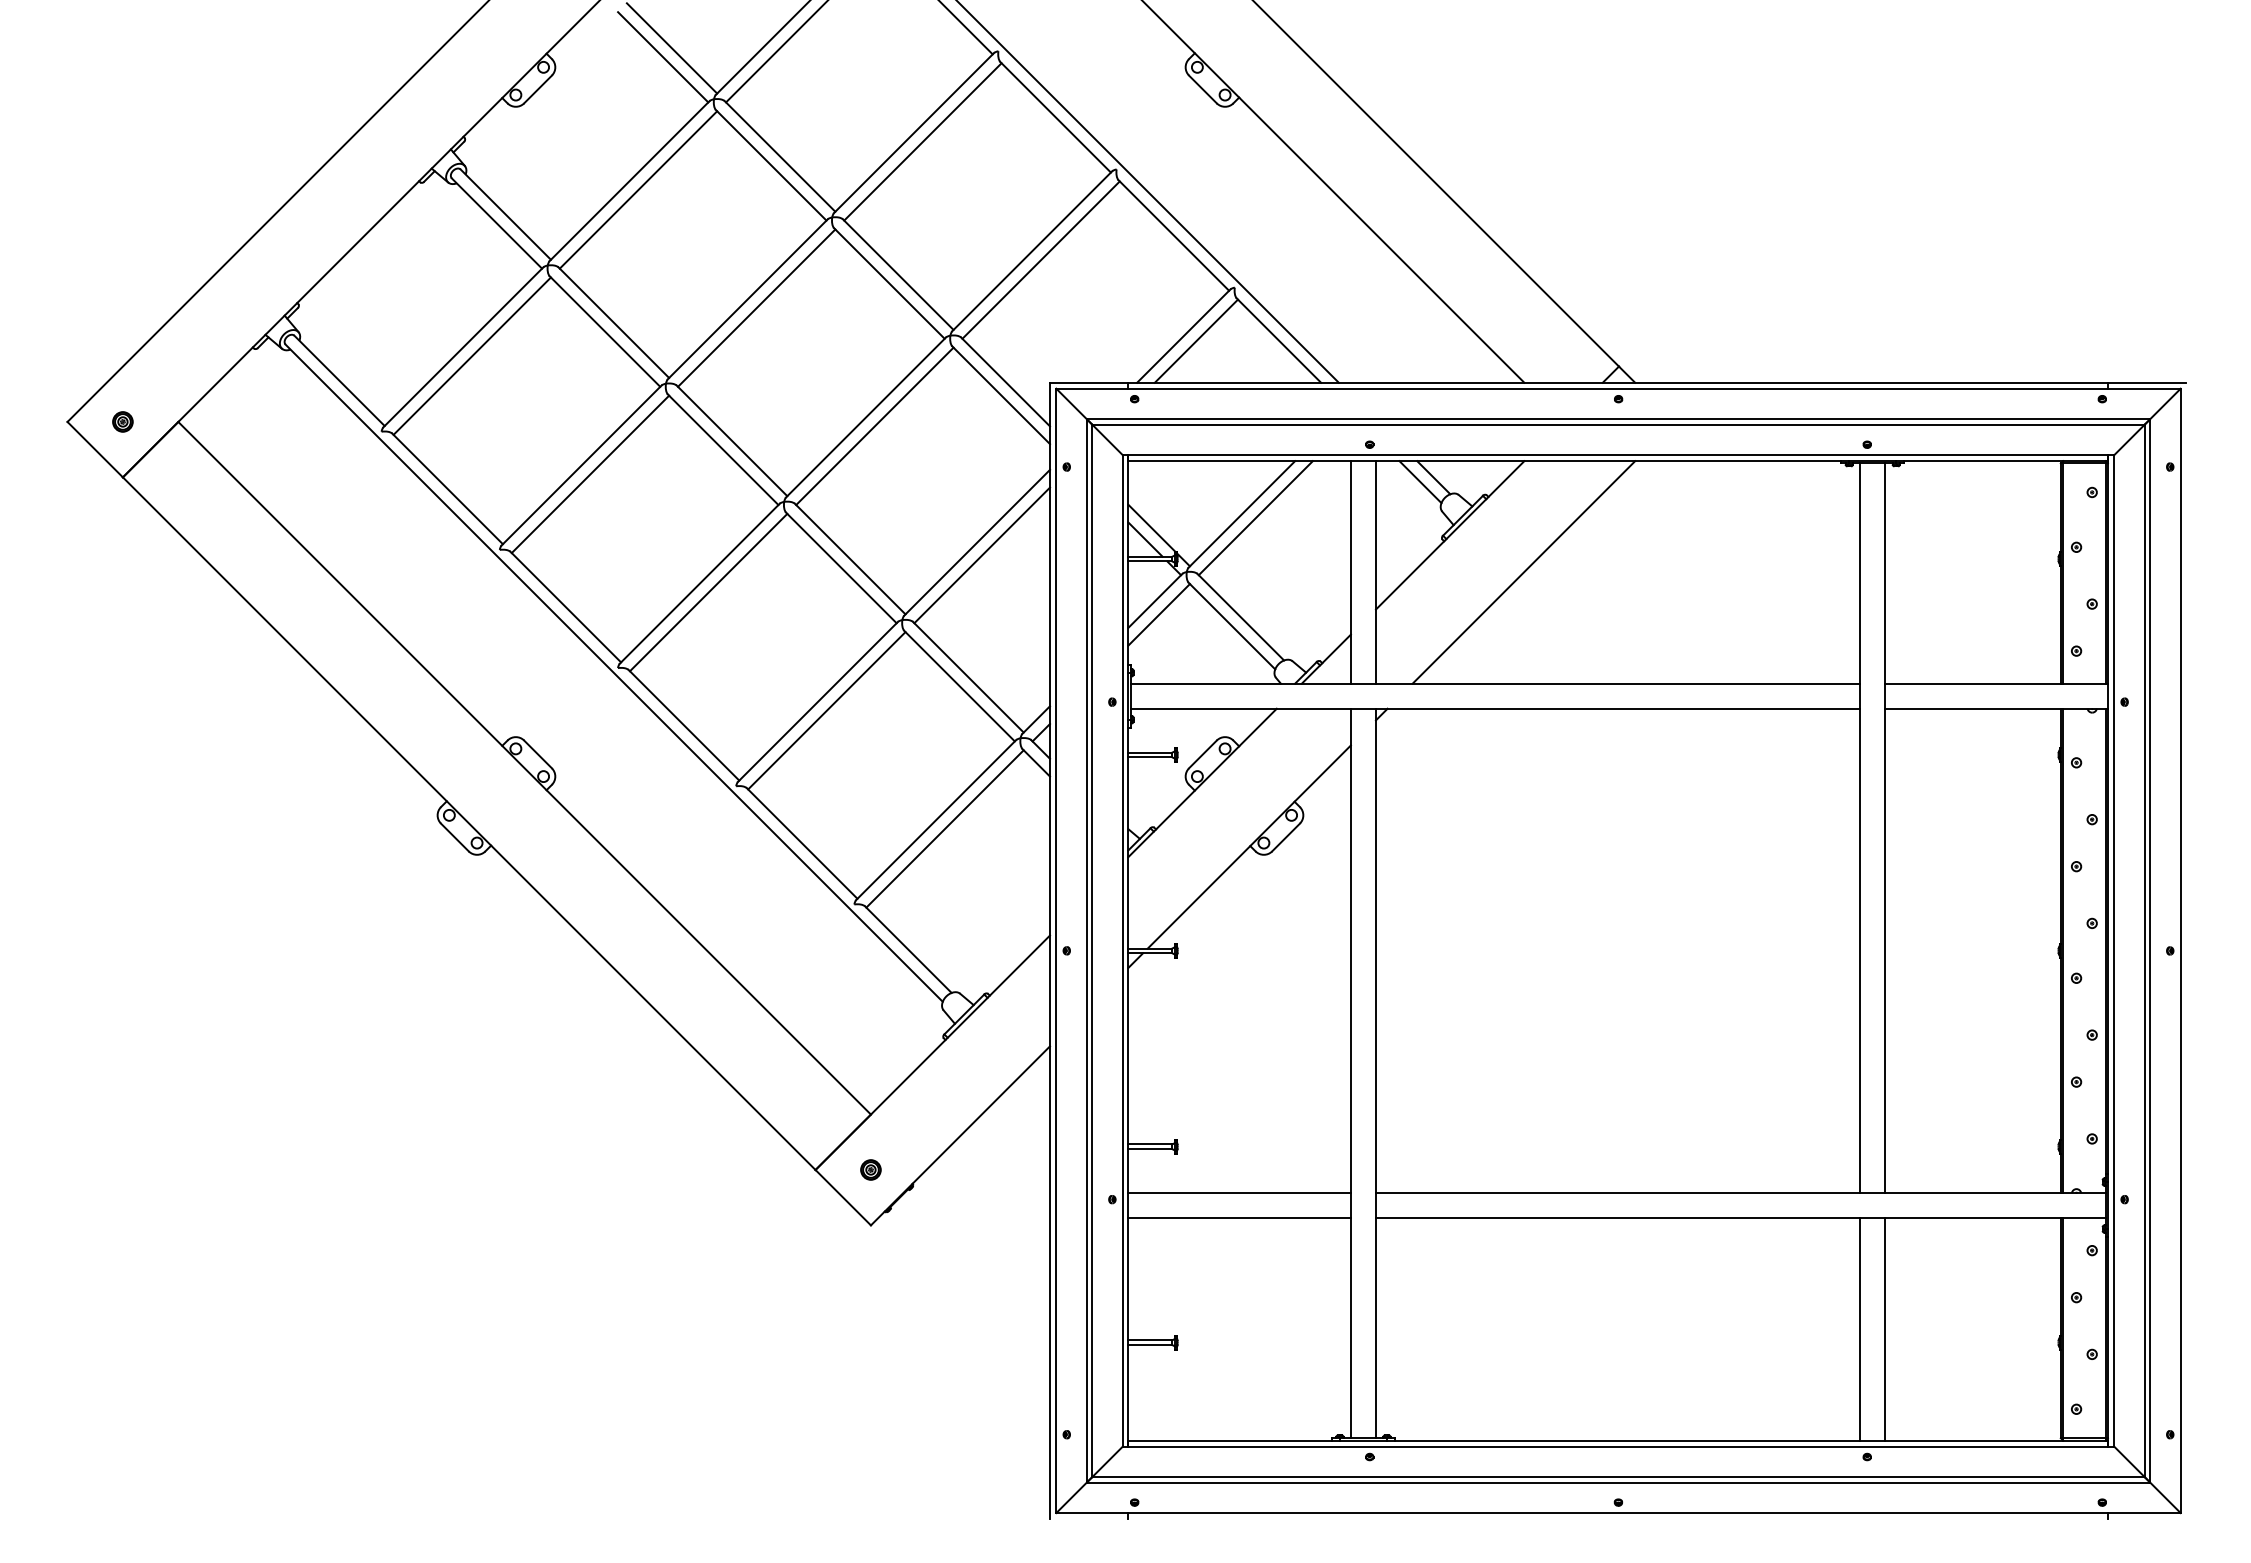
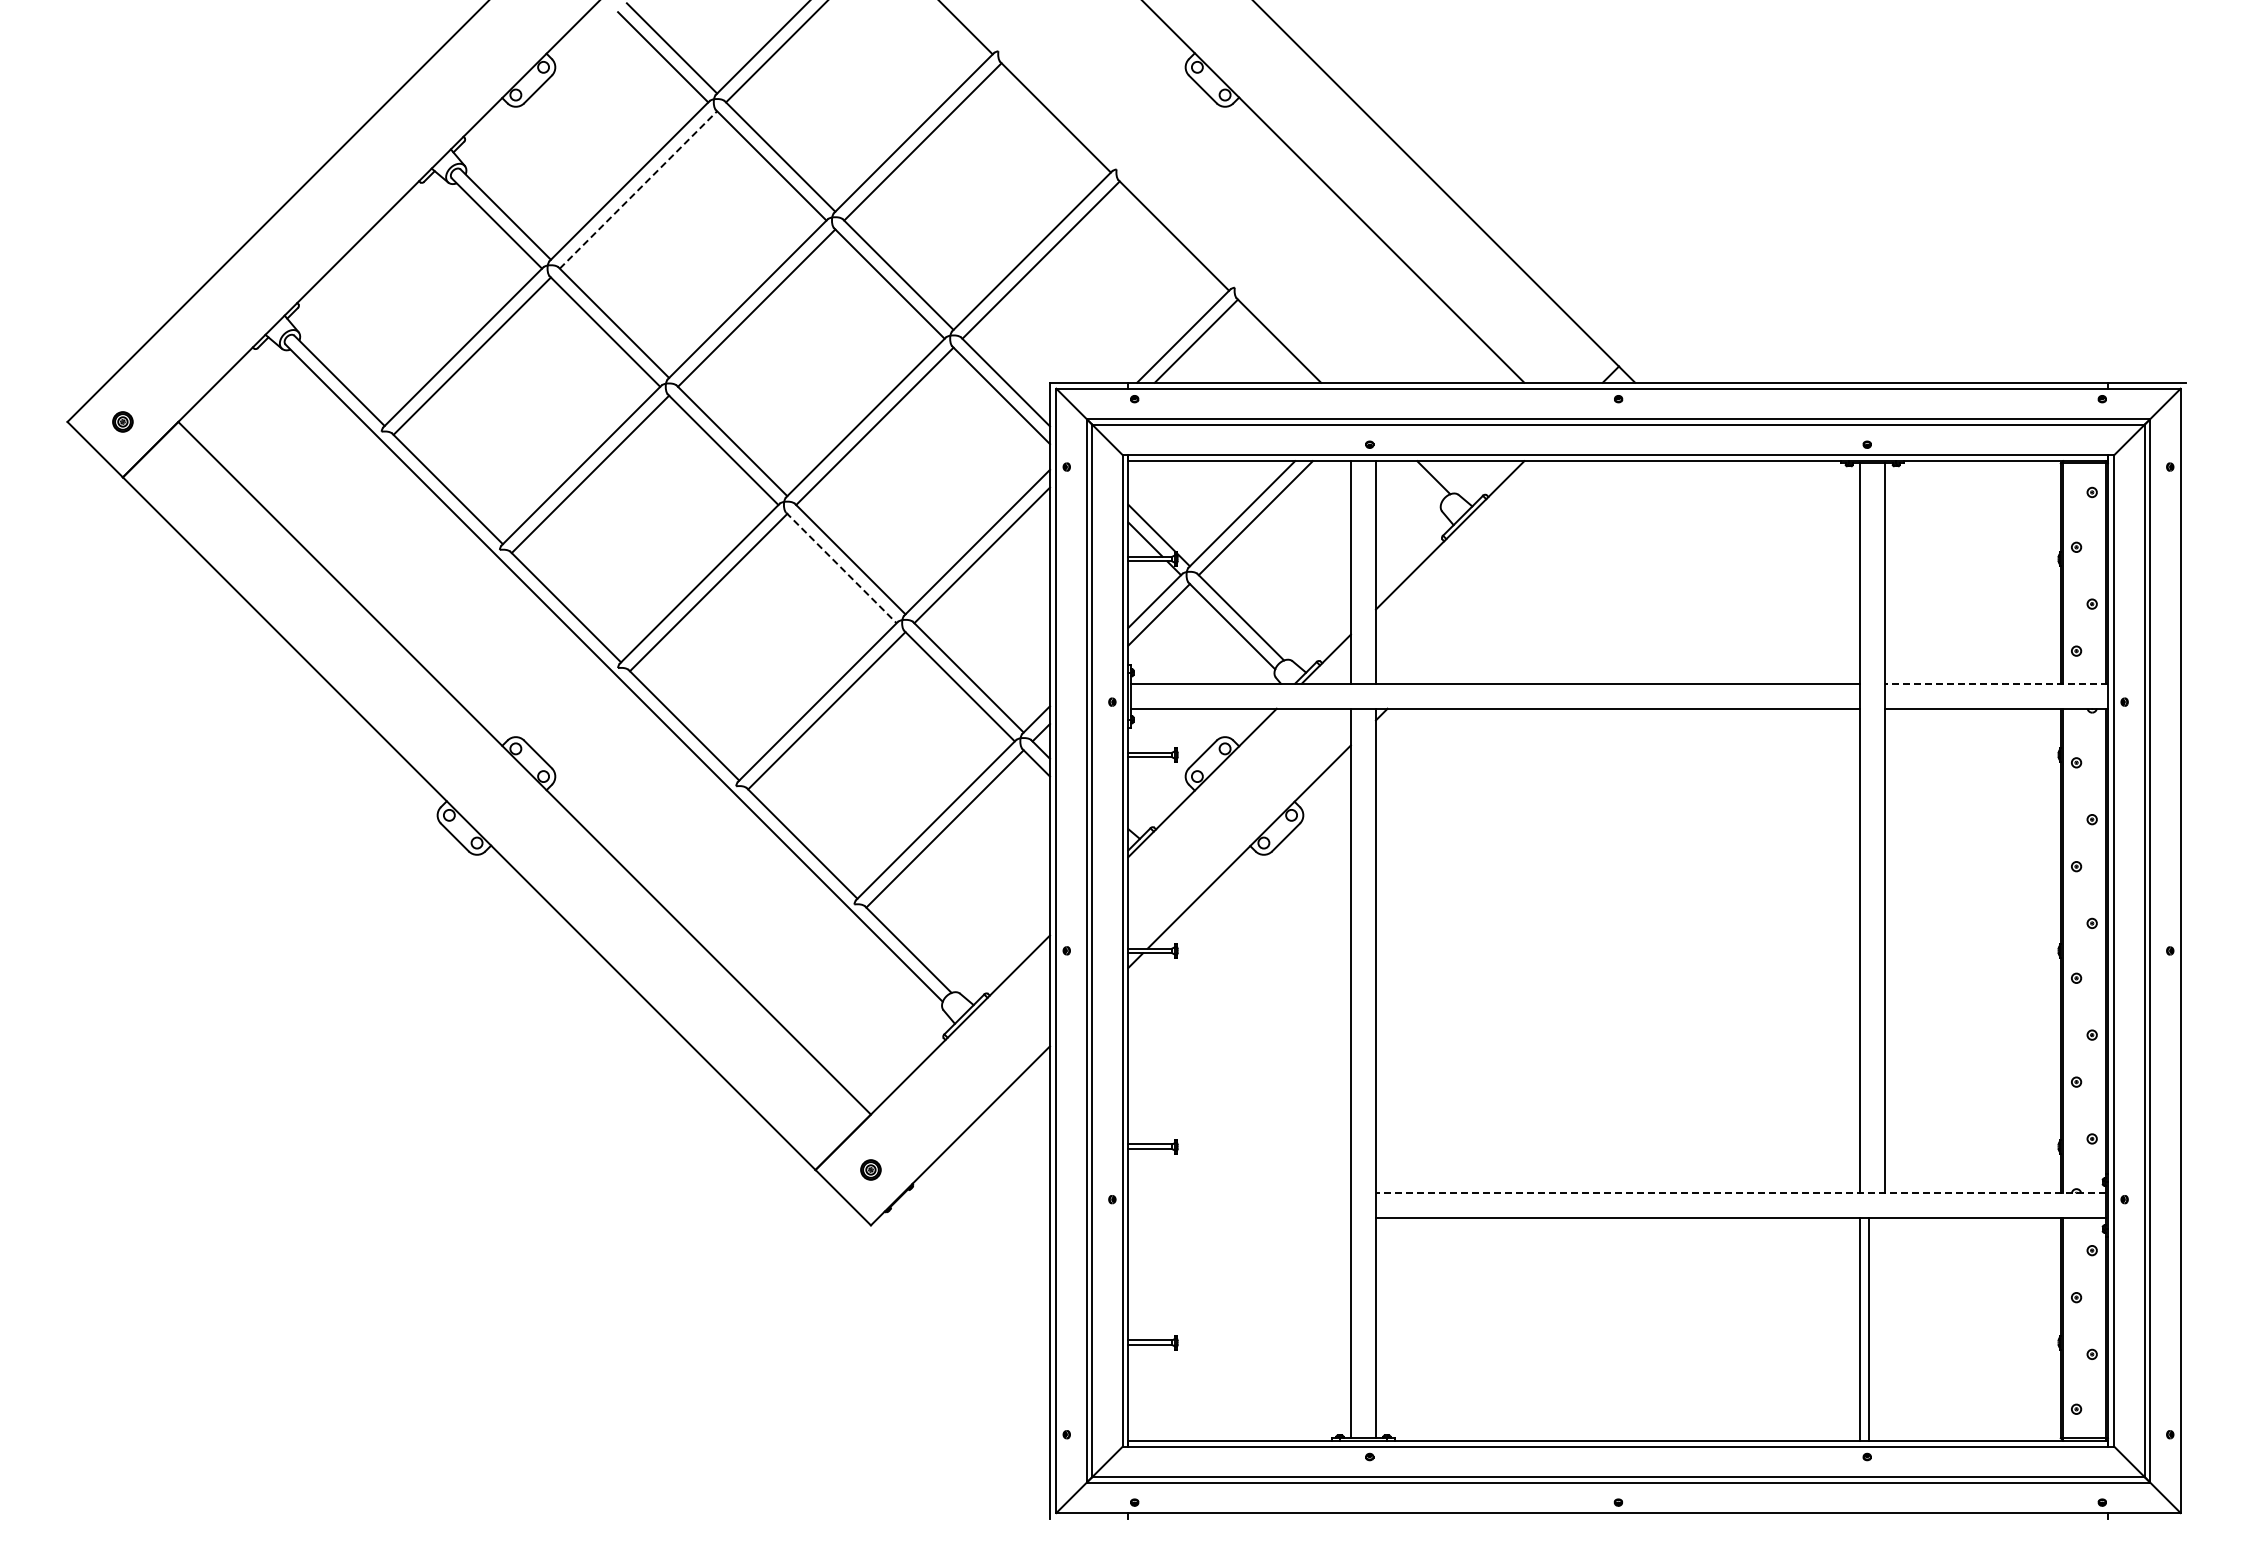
line: solid -> dashed (638, 189)
line: present -> none (1148, 192)
line: present -> none (1420, 482)
line: solid -> dashed (841, 568)
line: present -> none (1523, 572)
line: solid -> dashed (1996, 683)
line: present -> none (1239, 1193)
line: solid -> dashed (1740, 1193)
line: present -> none (1239, 1218)
line position: (1885, 1329) -> (1869, 1329) (1869, 1329)
